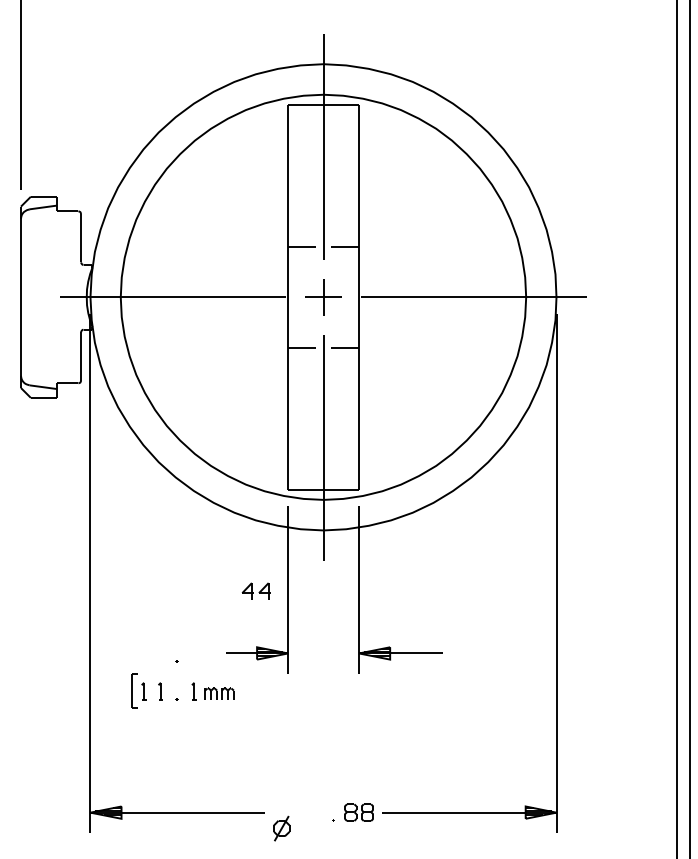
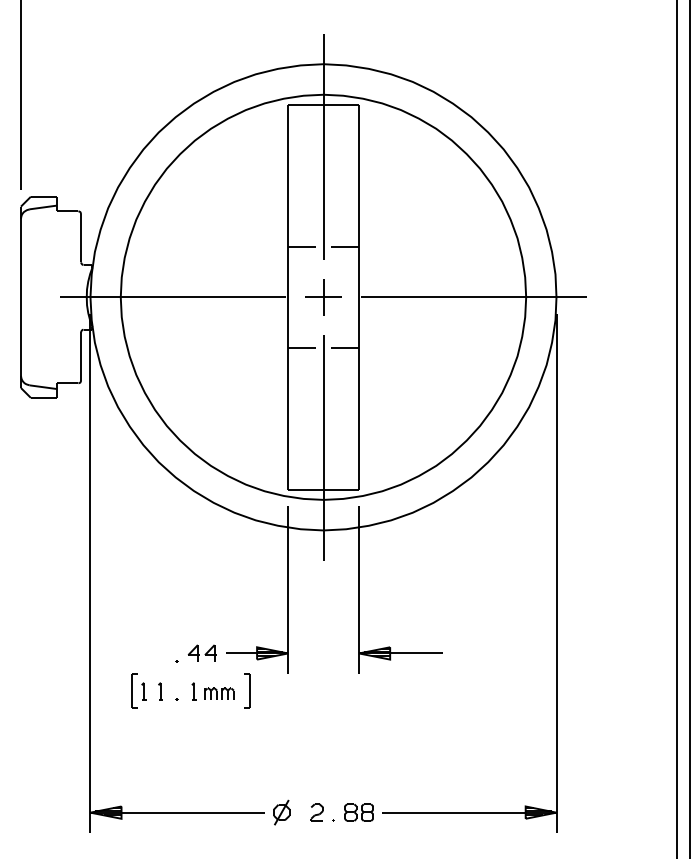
part position: (255, 590) -> (201, 652) (201, 652)
part: none -> present (247, 690)
part: none -> present (316, 812)
part position: (281, 828) -> (281, 812) (281, 812)
